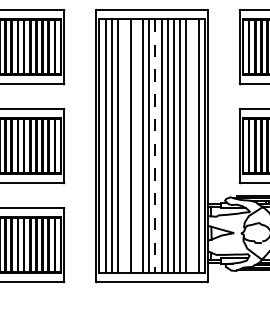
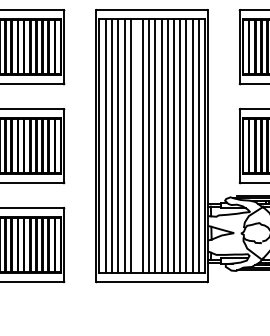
line: none -> present (124, 145)
line: none -> present (192, 145)
line: dashed -> solid (155, 146)
